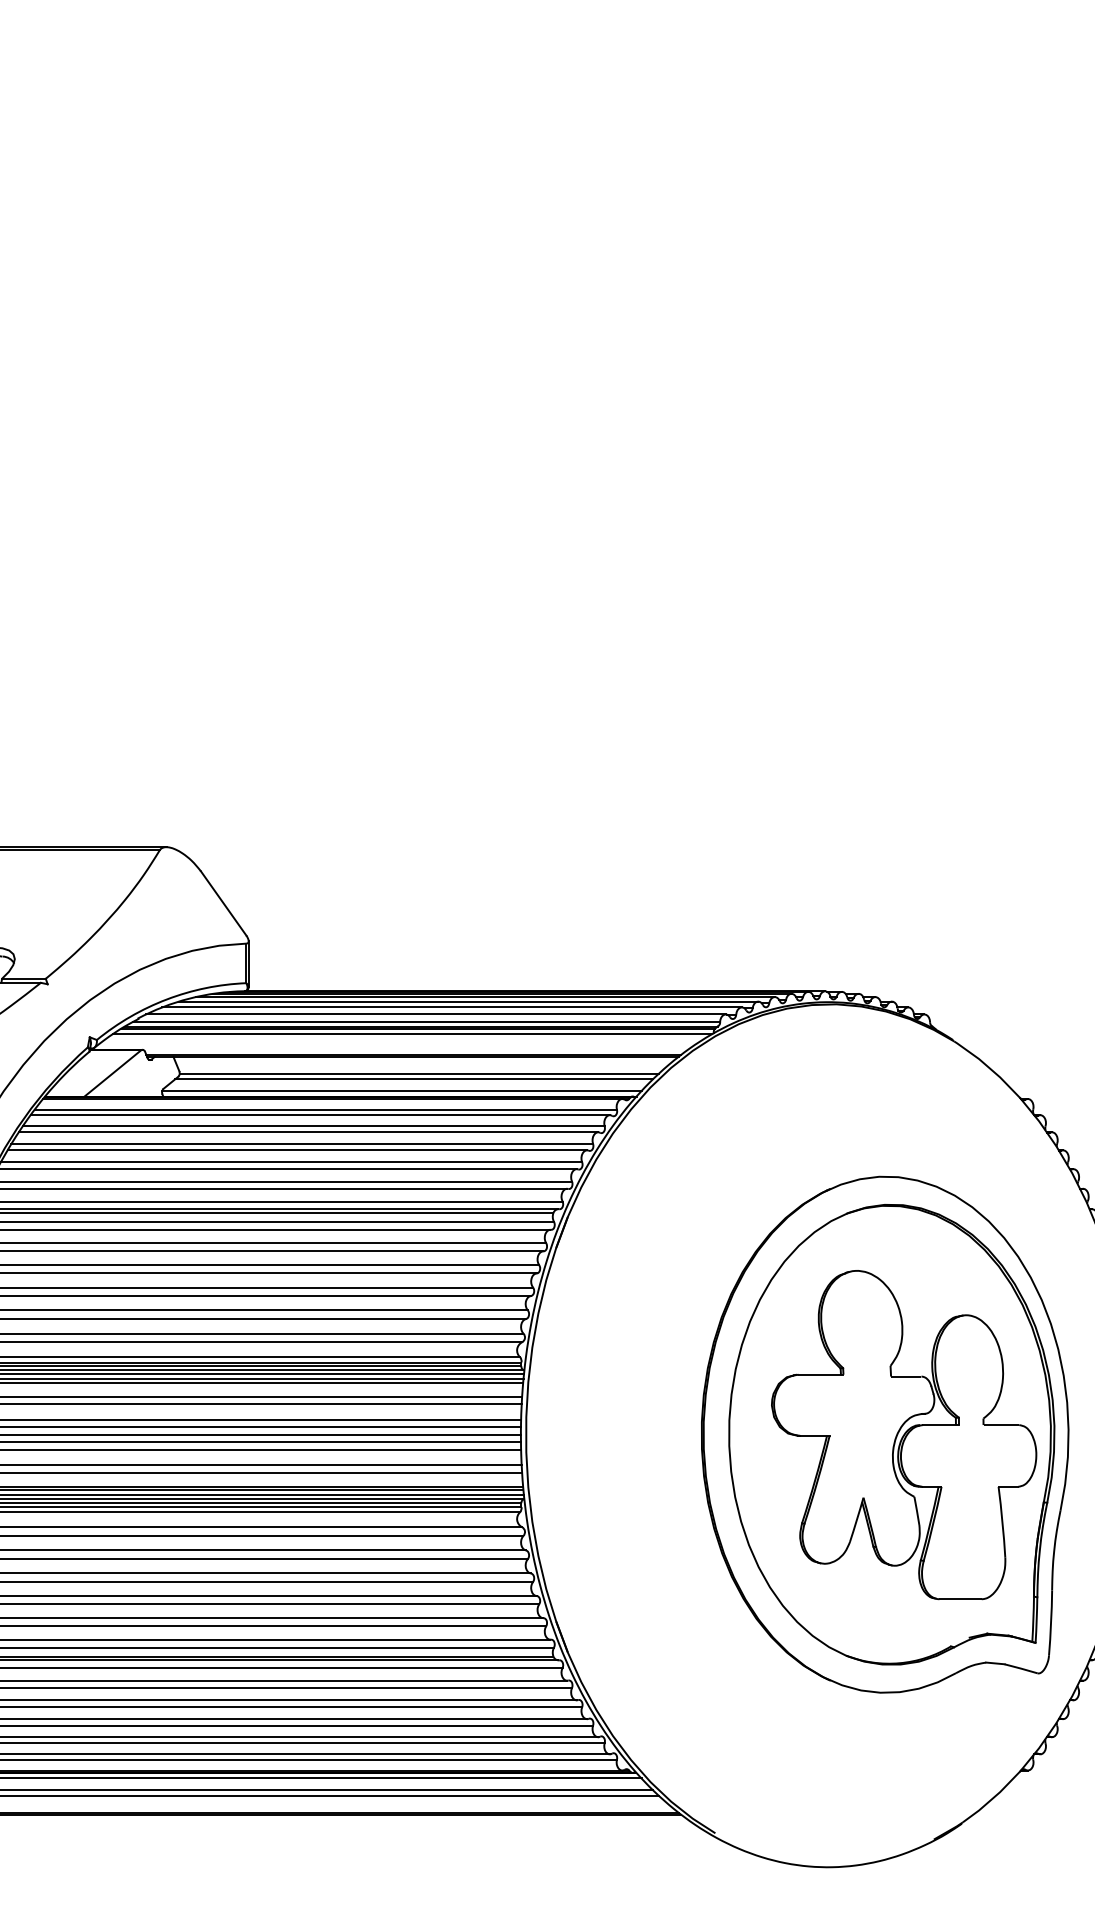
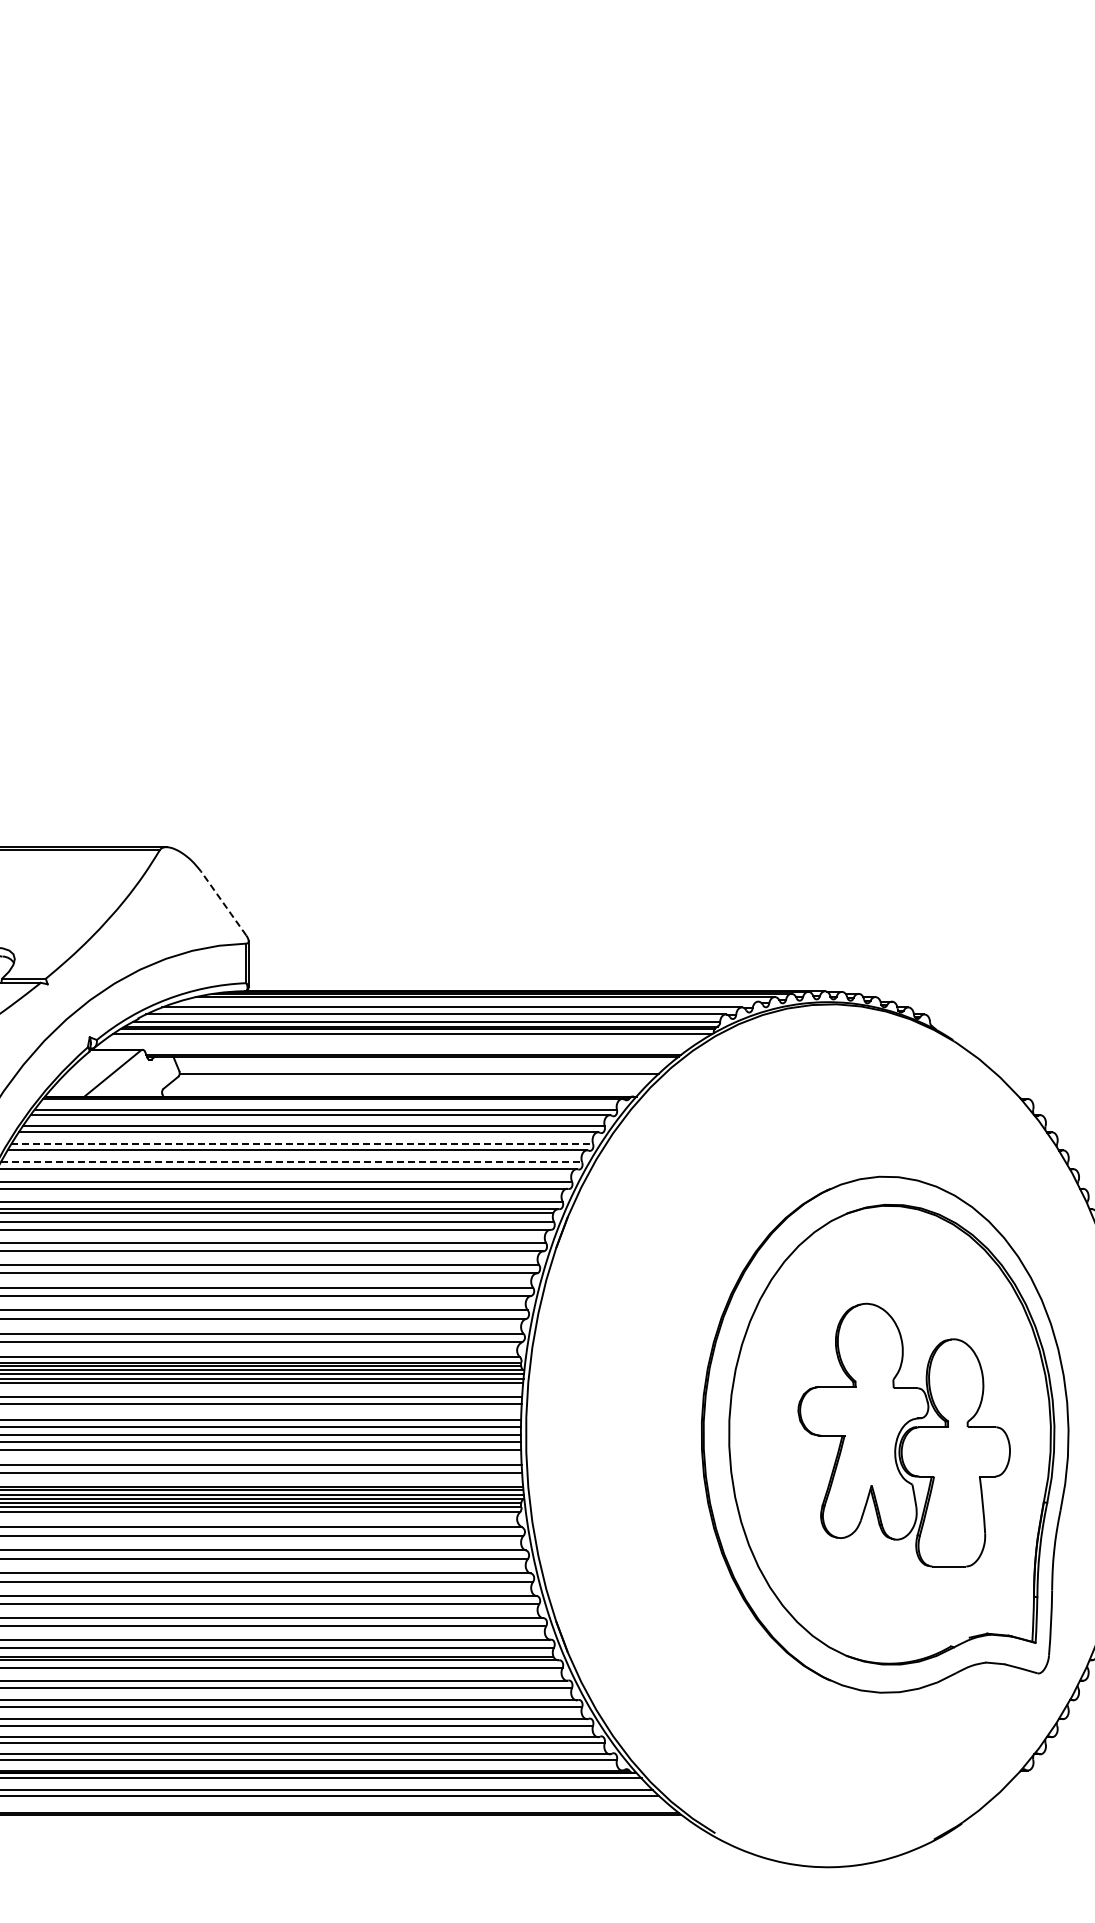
line: solid -> dashed (223, 903)
line: present -> none (468, 1001)
line: present -> none (414, 1079)
line: present -> none (401, 1091)
line: solid -> dashed (302, 1143)
line: solid -> dashed (291, 1162)
part size: 267x331 px -> 214x266 px (903, 1434)
